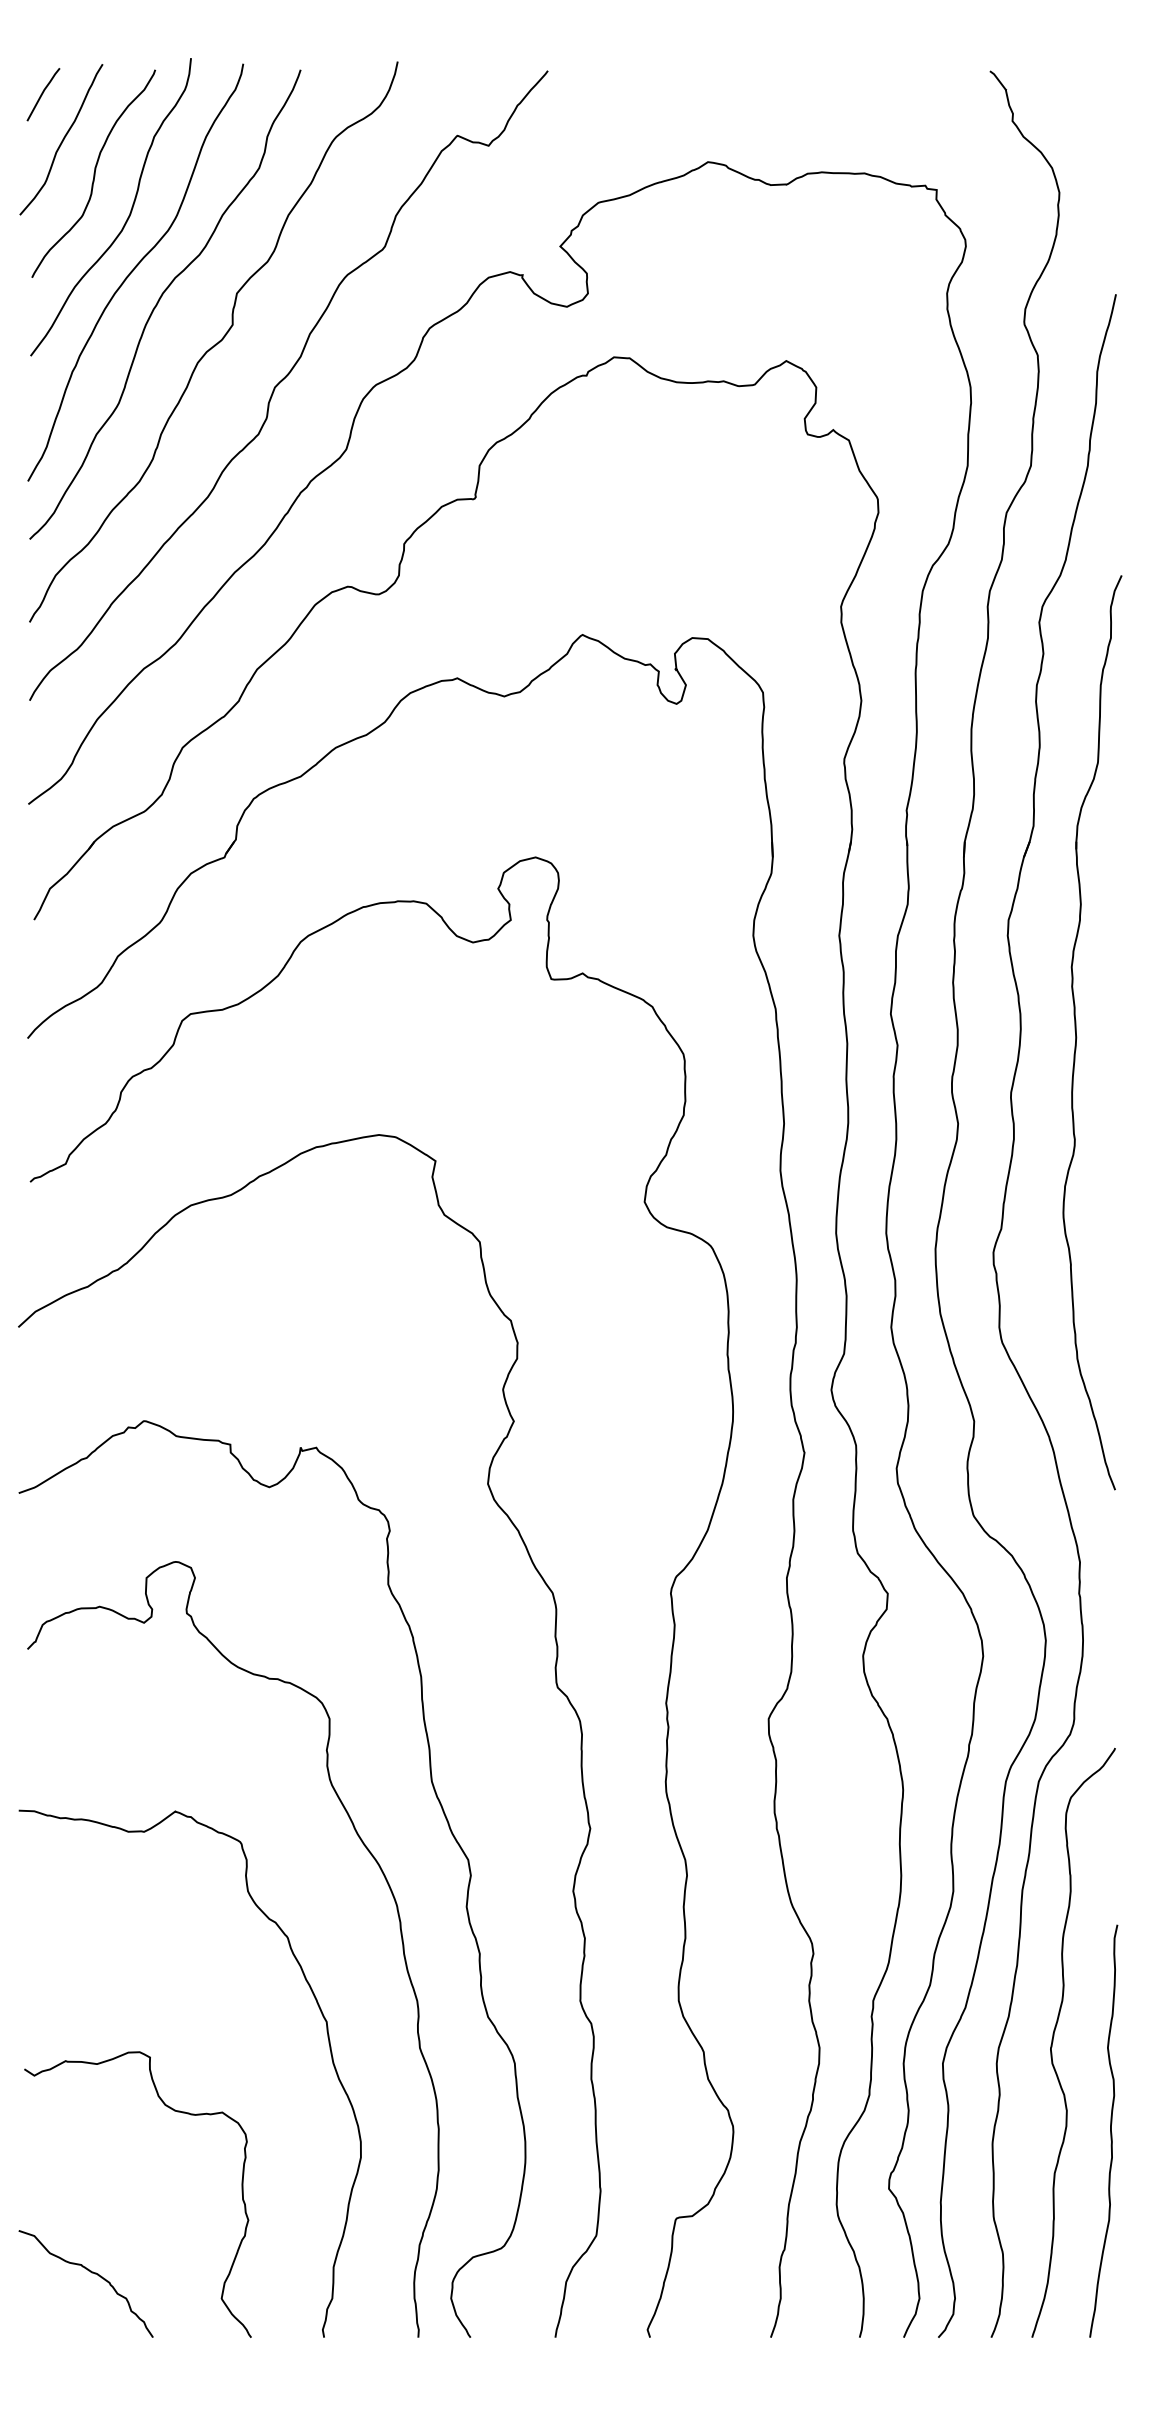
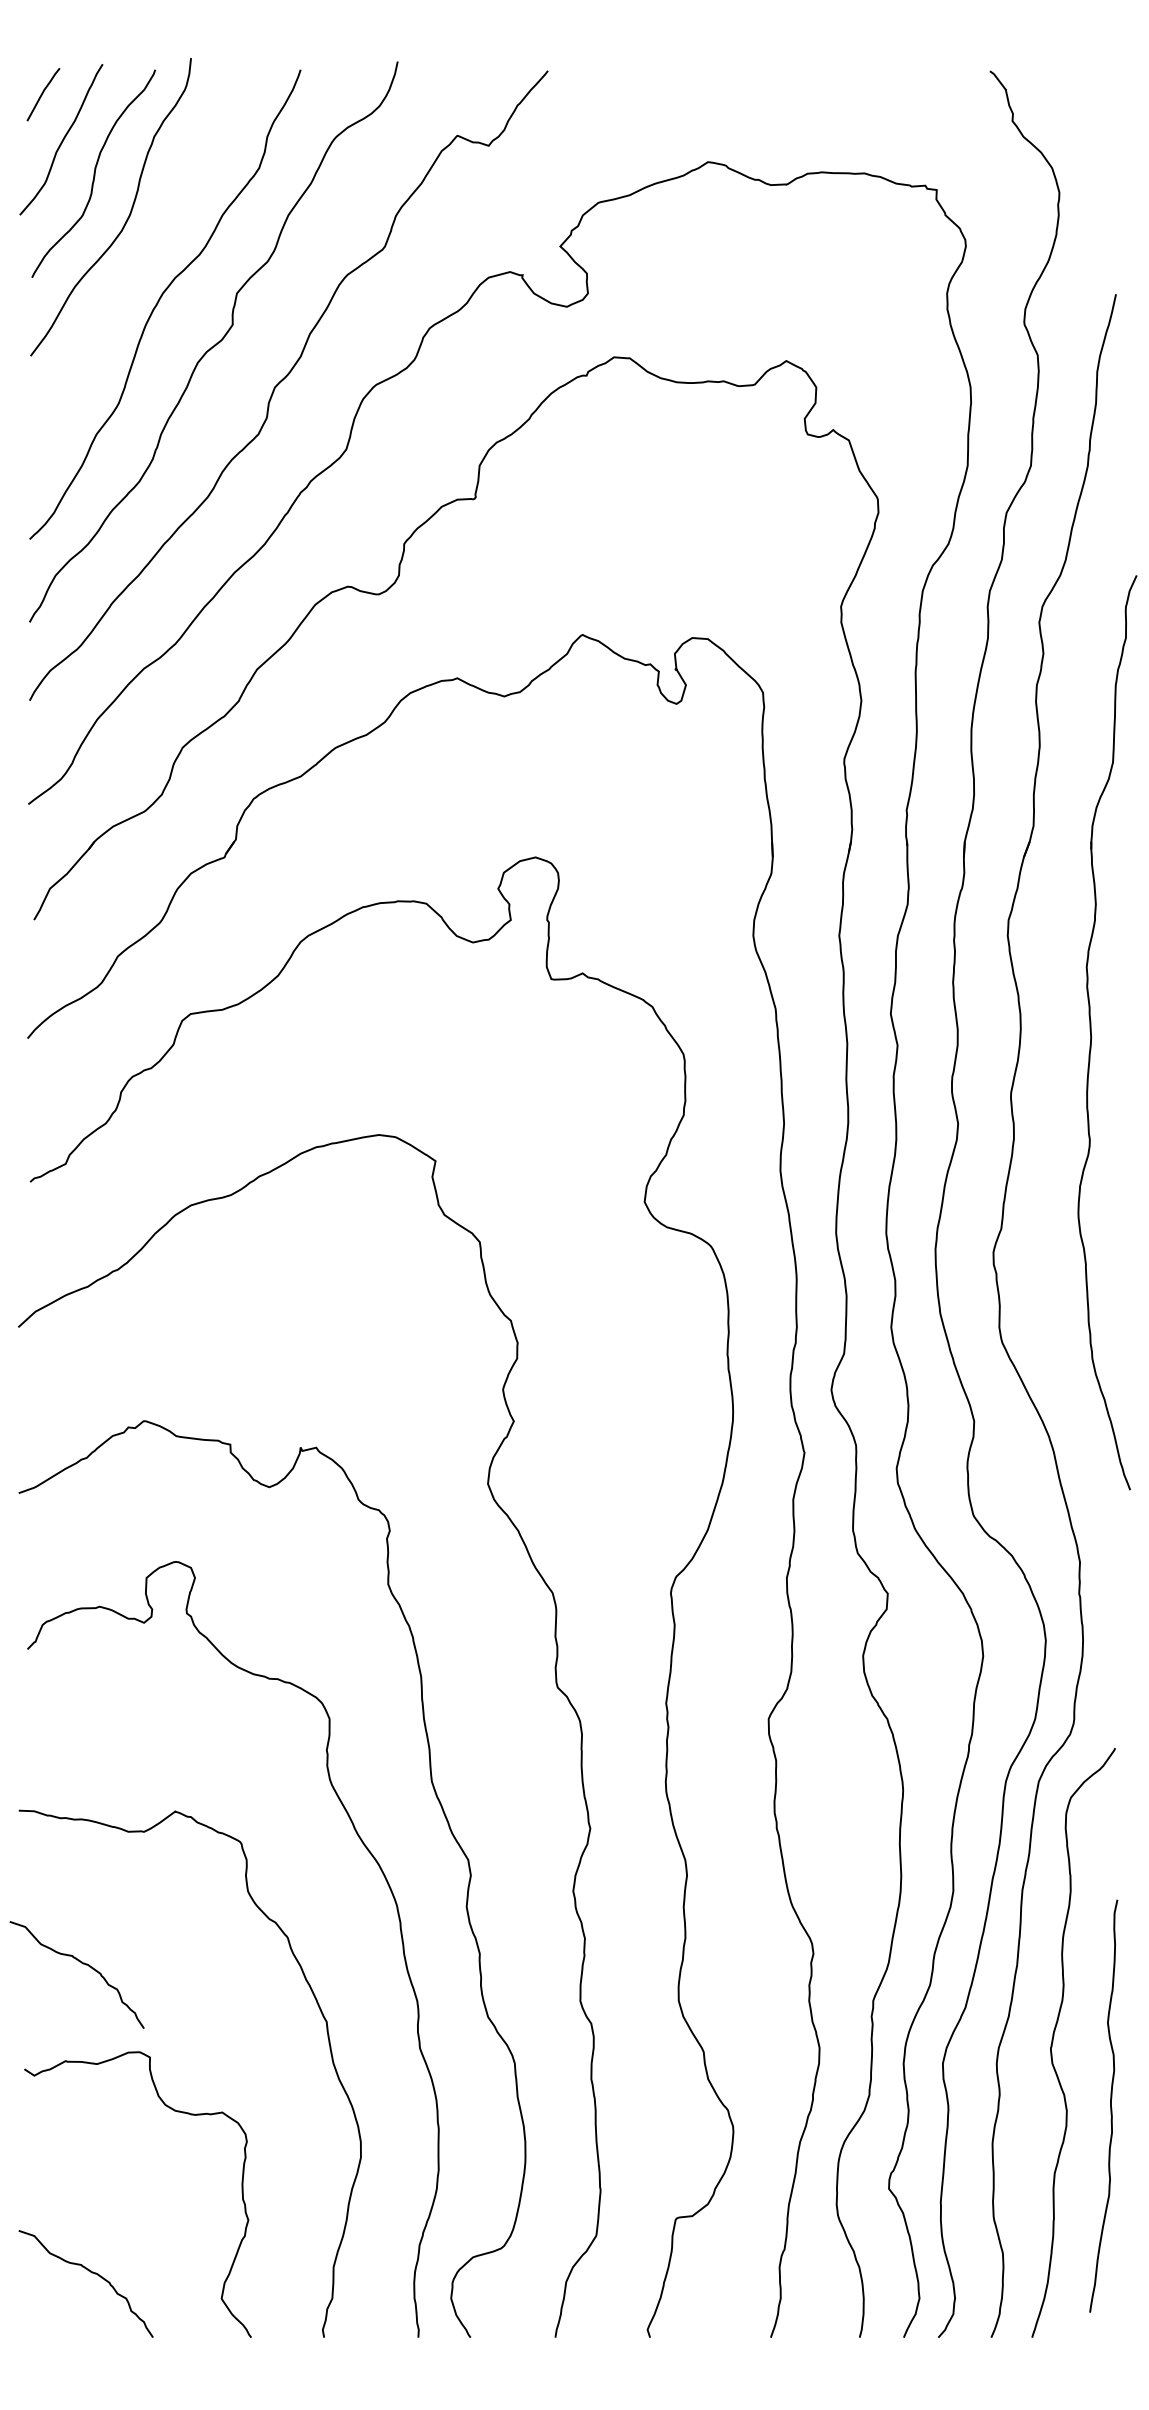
curve: present -> none (134, 270)
part position: (1077, 1037) -> (1092, 1037) (1092, 1037)
curve: none -> present (82, 1964)
curve position: (1110, 2130) -> (1110, 2105) (1110, 2105)
